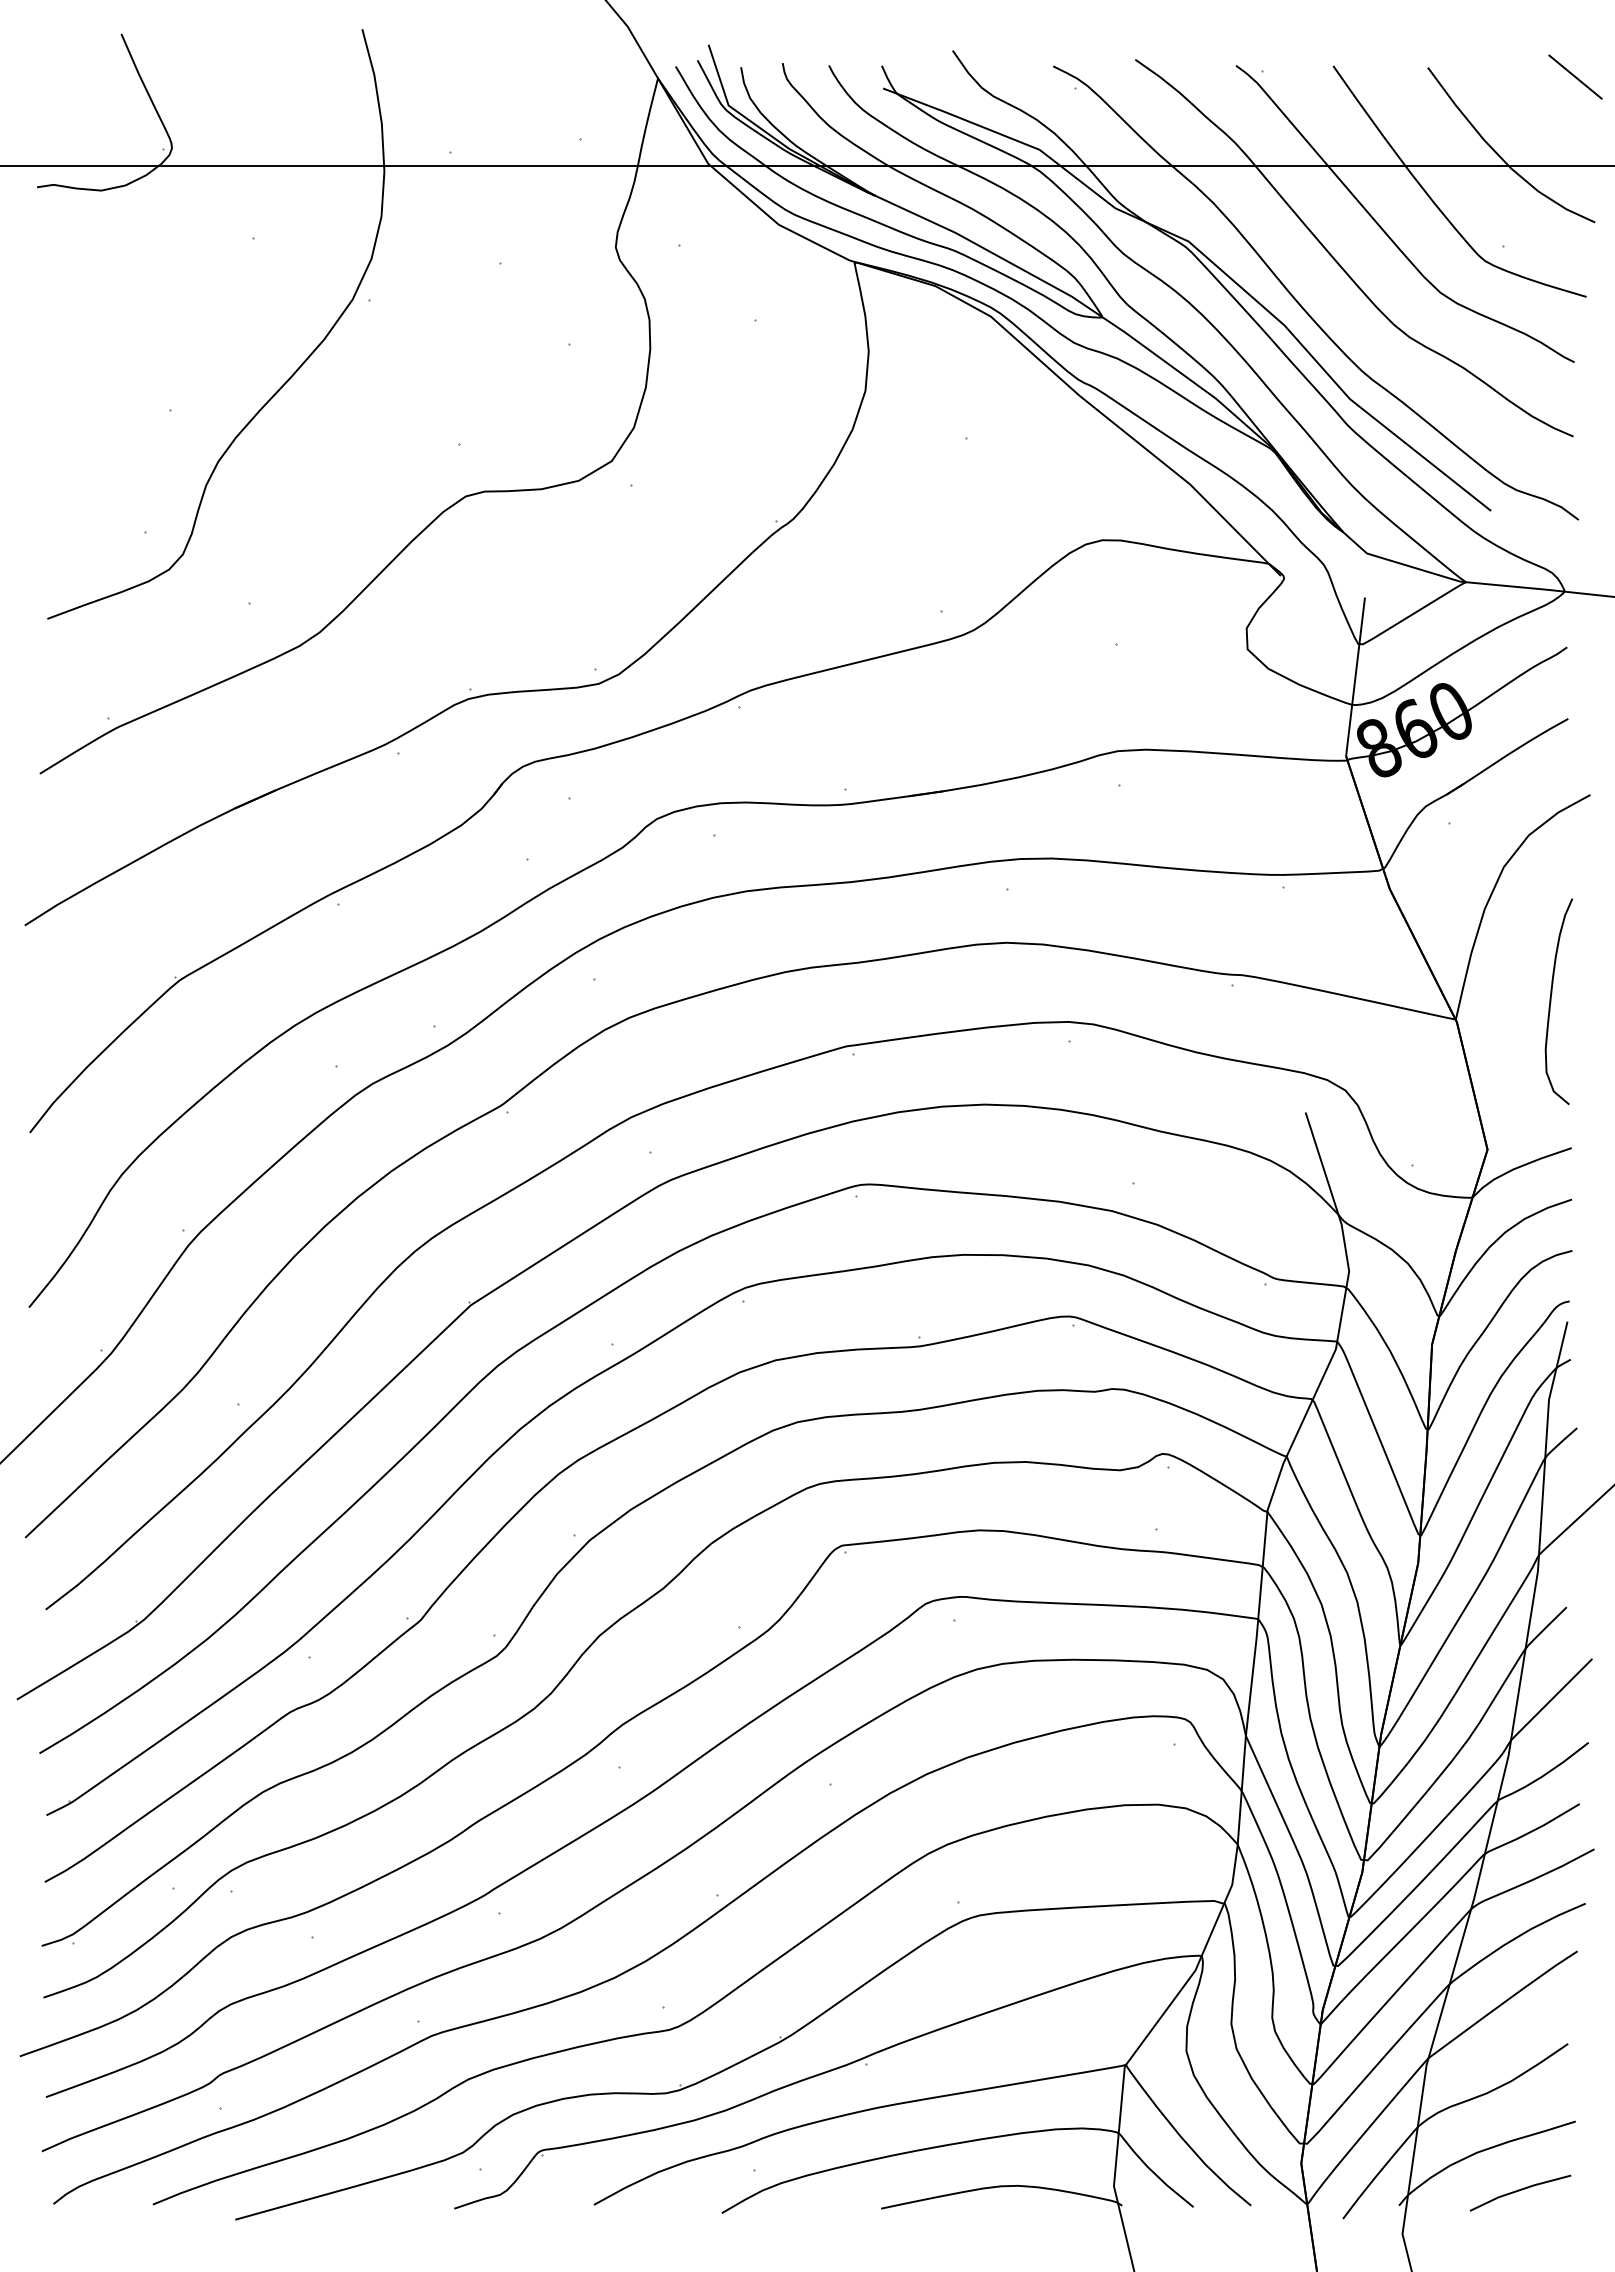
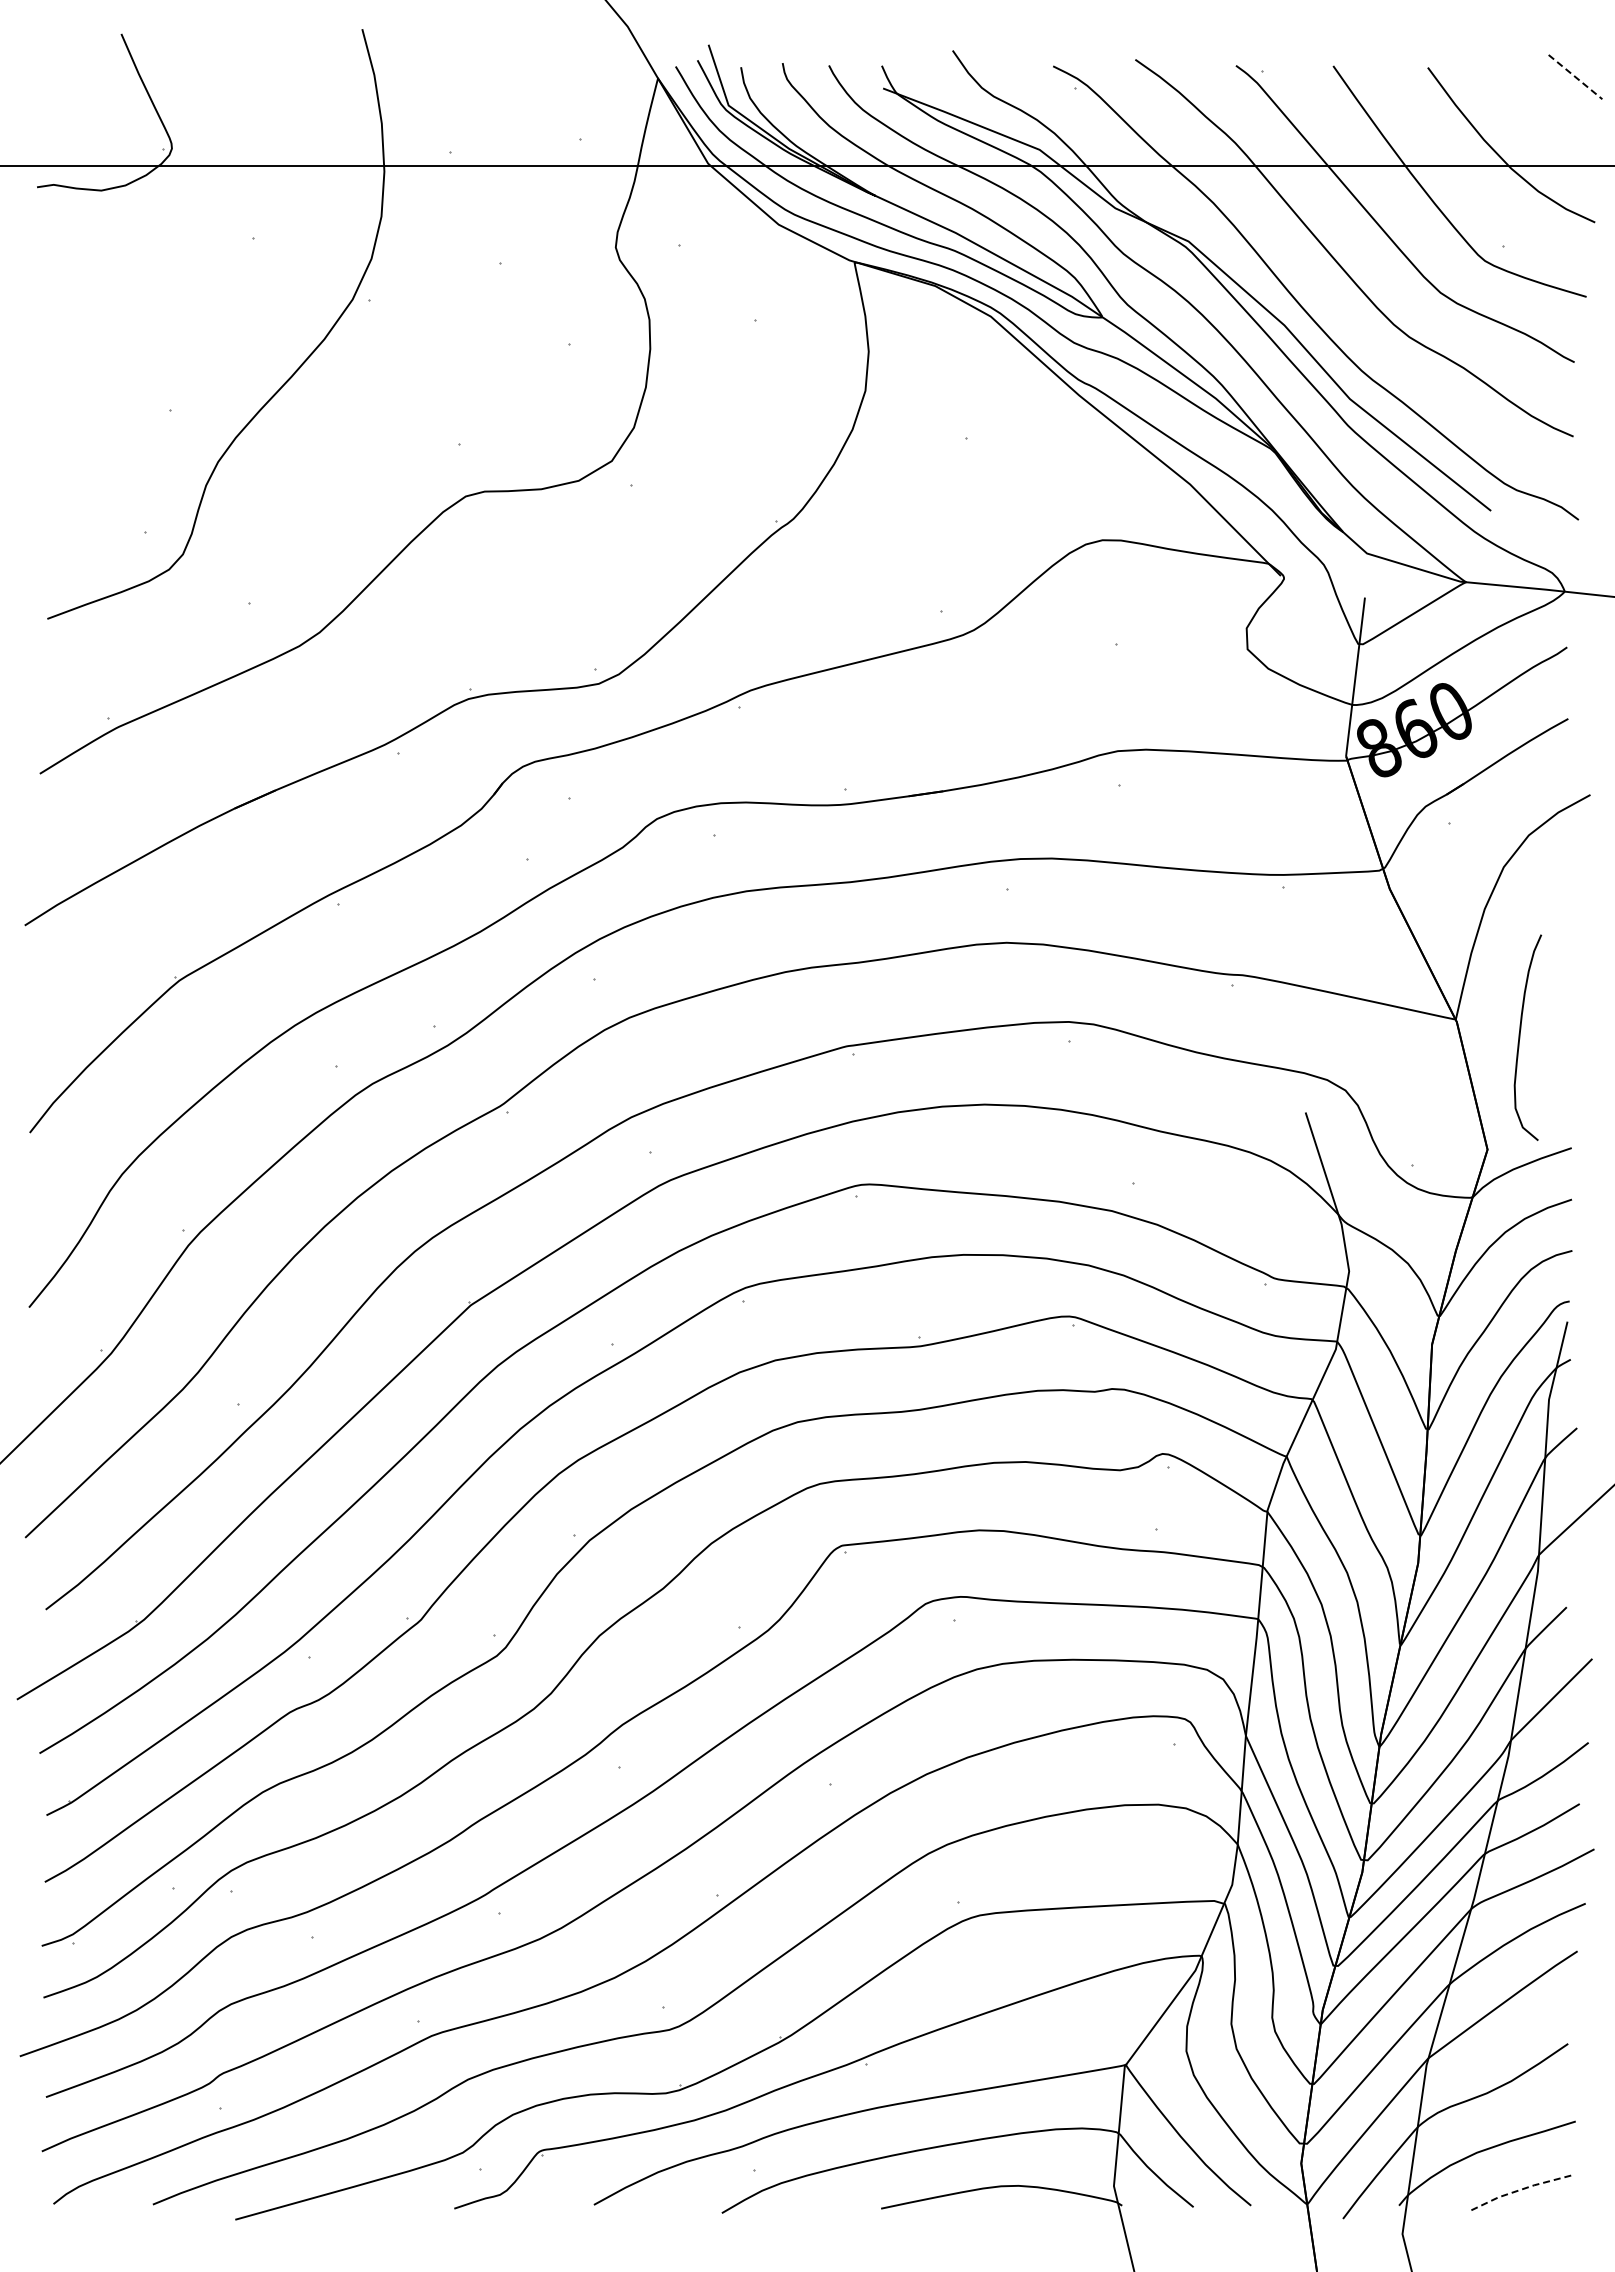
line: solid -> dashed (1575, 77)
curve position: (1551, 1001) -> (1520, 1037) (1520, 1037)
line: solid -> dashed (1519, 2190)
